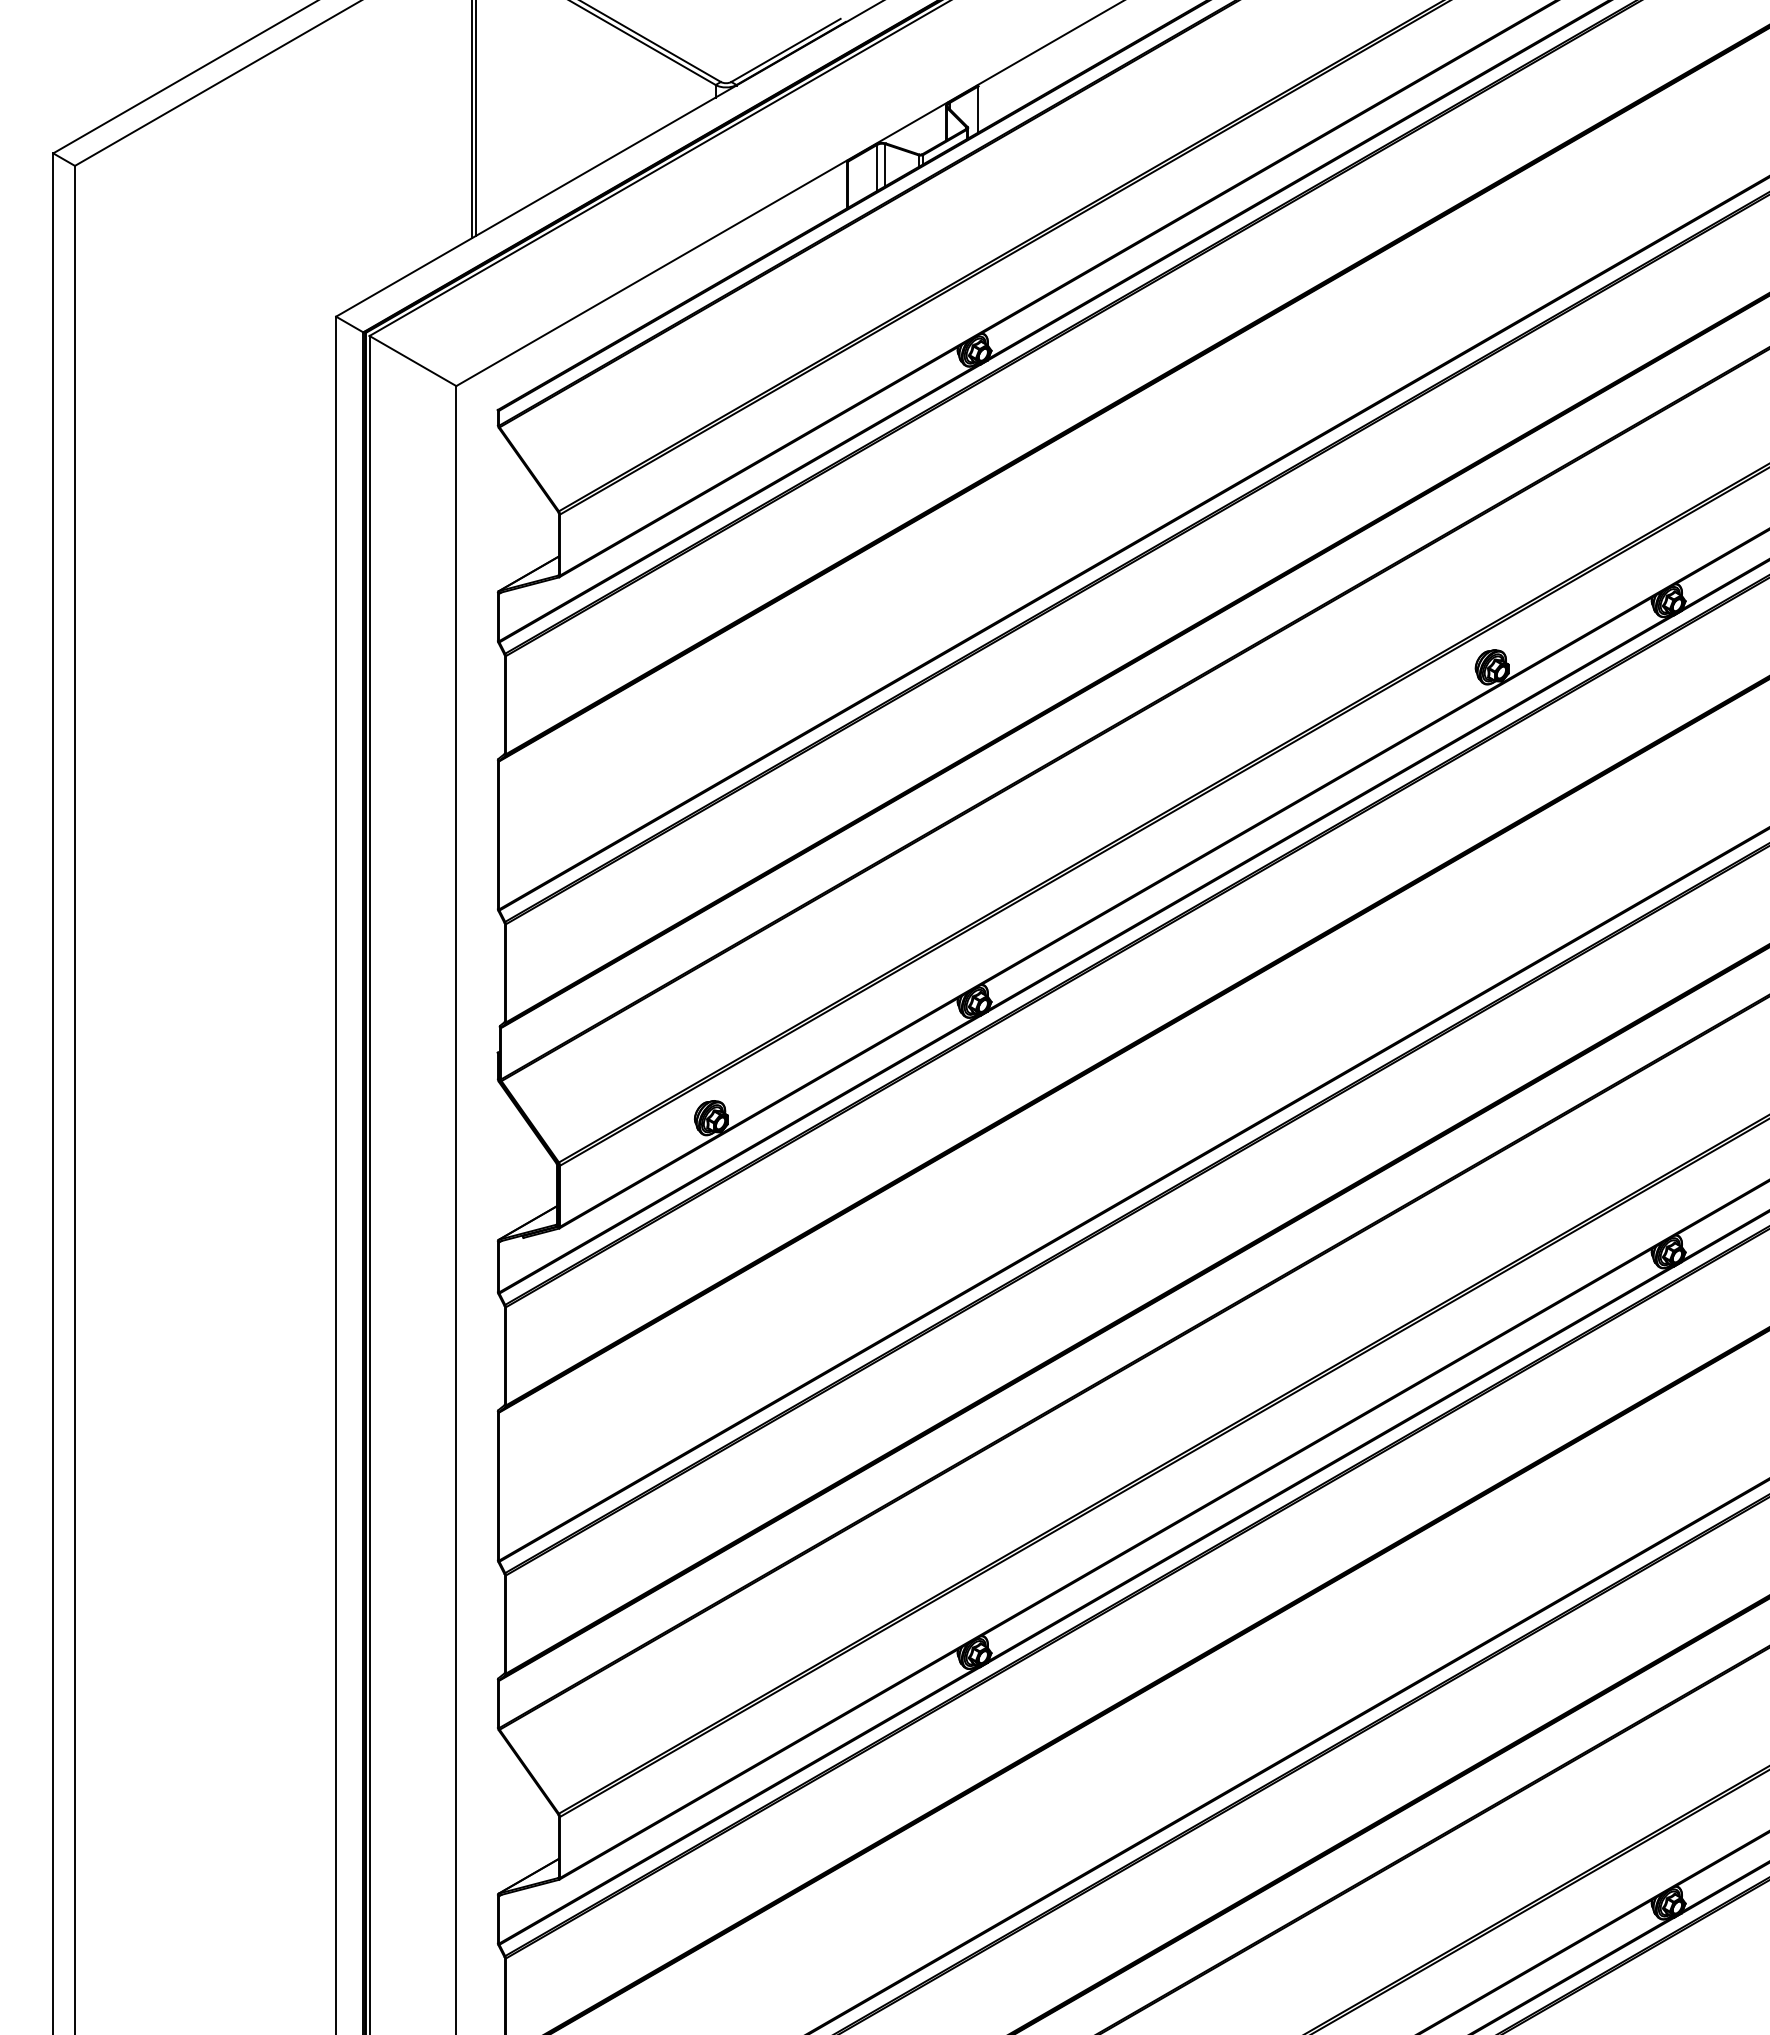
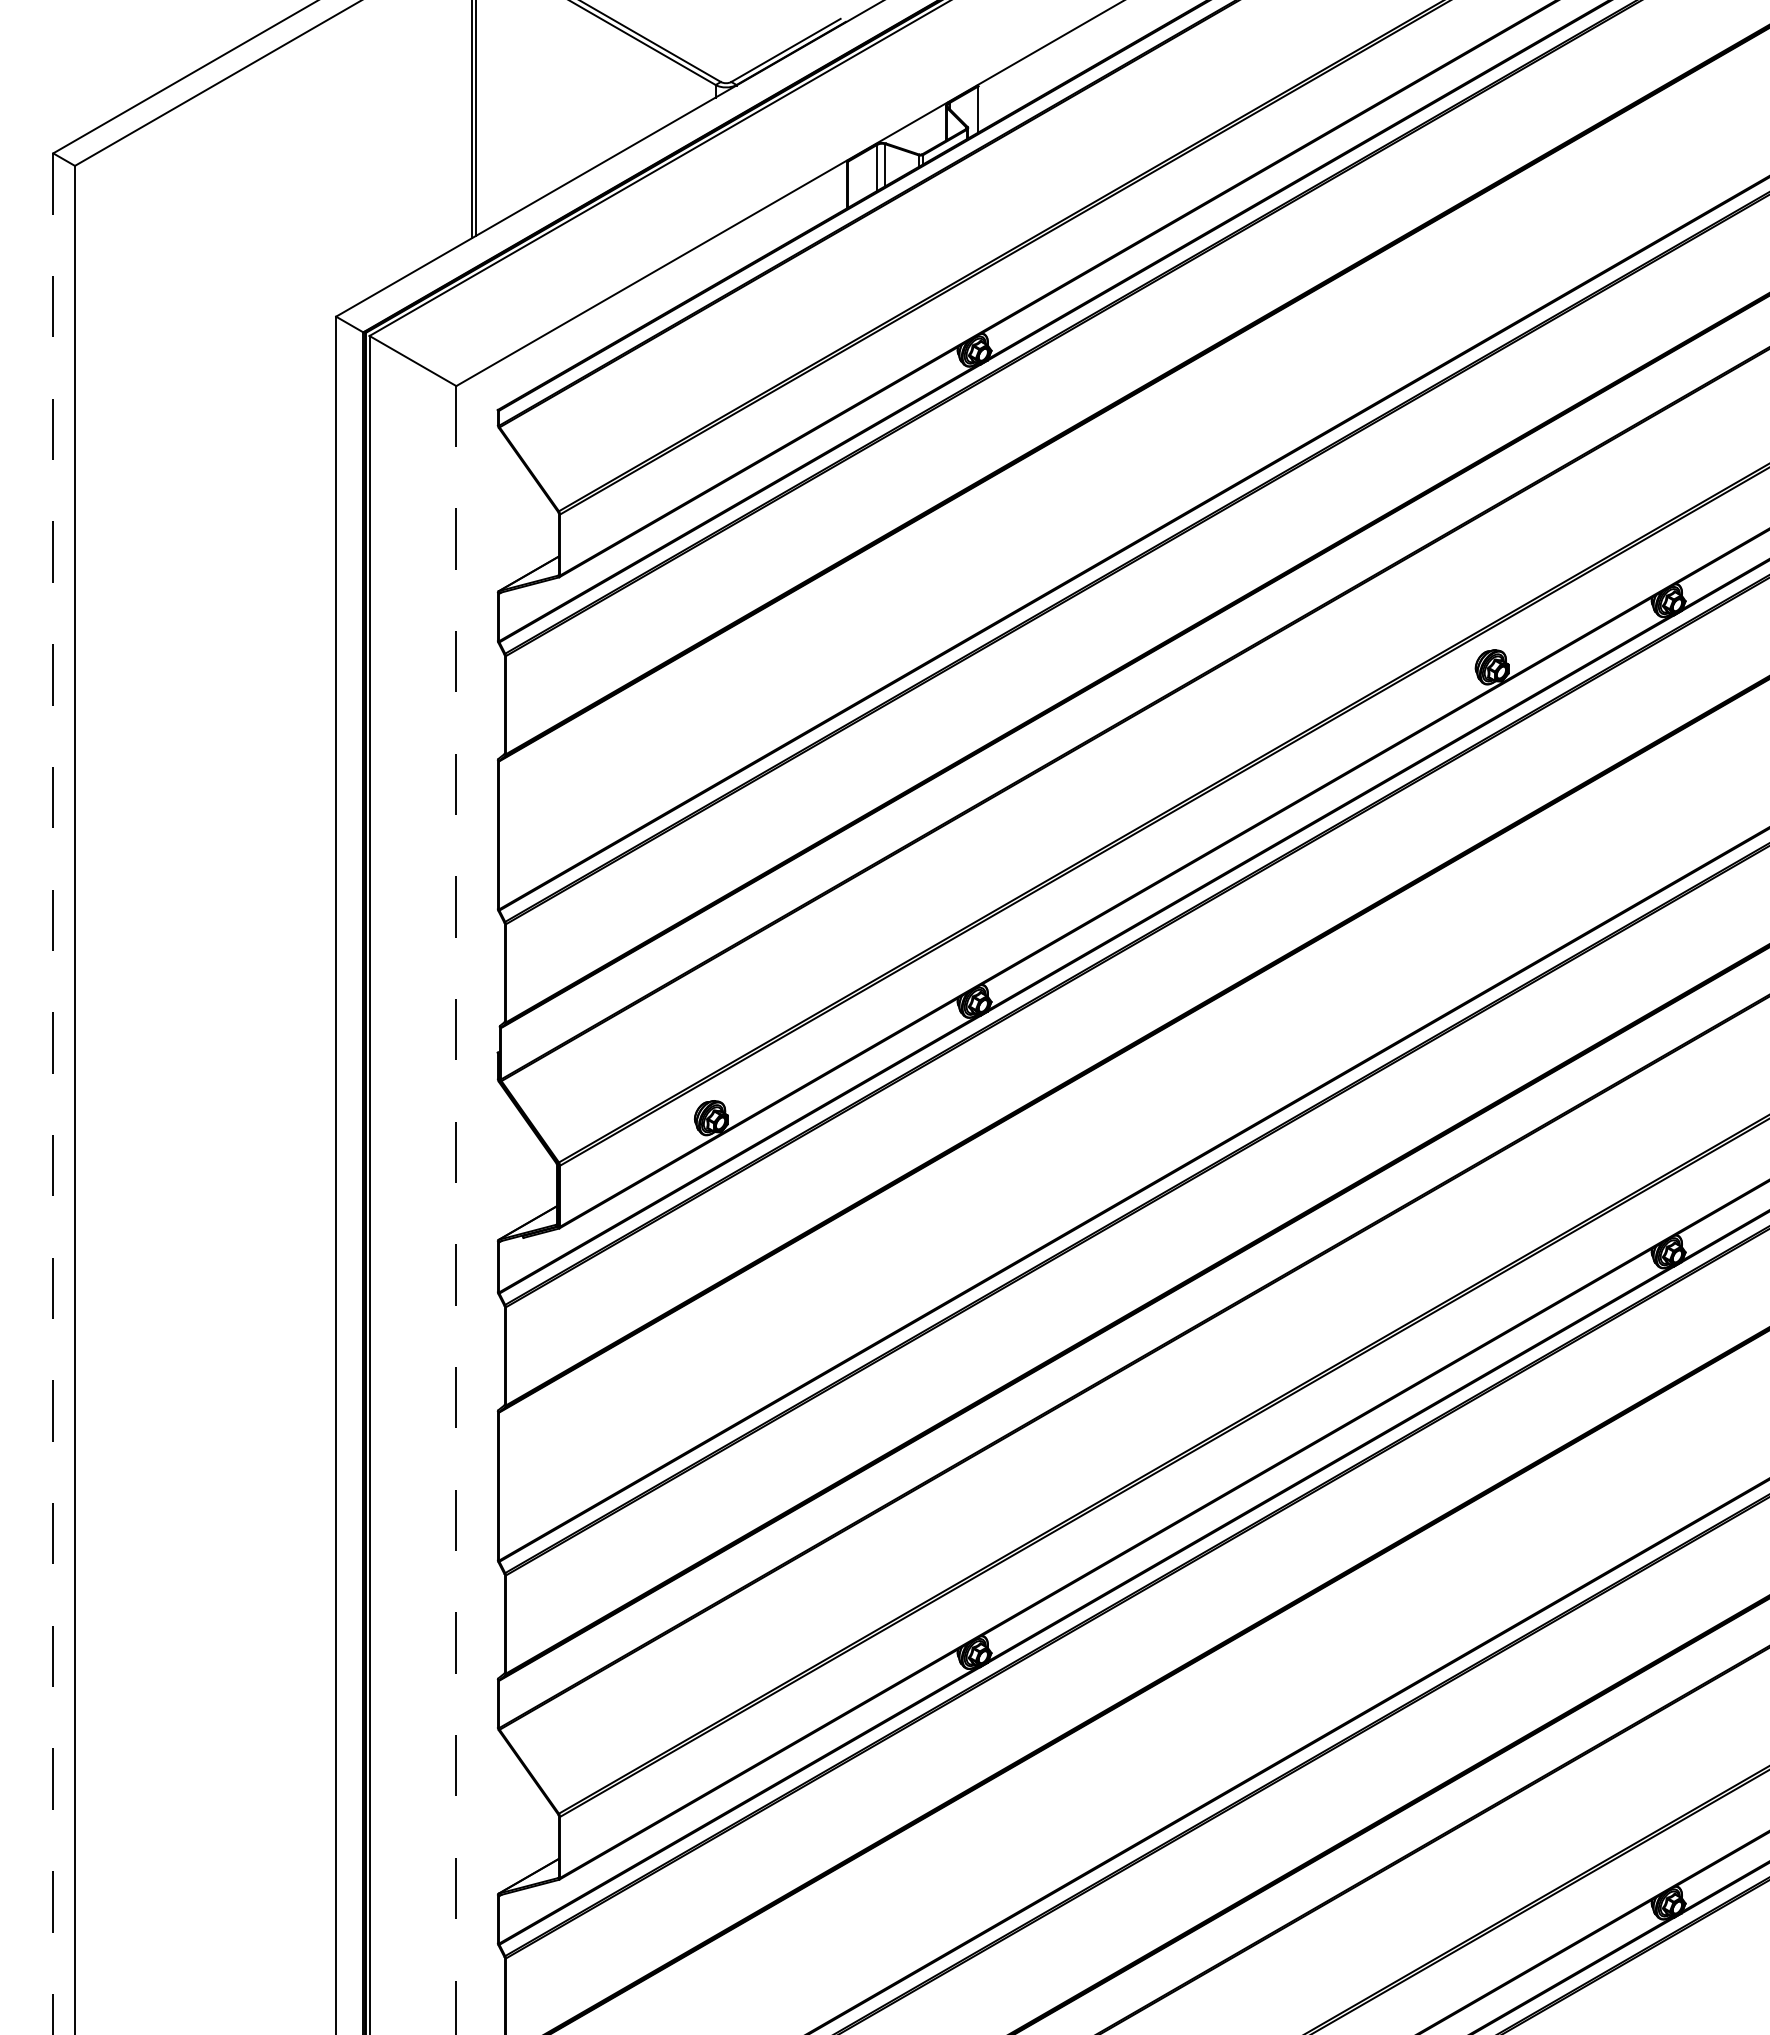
line: solid -> dashed (53, 1094)
line: solid -> dashed (456, 1209)
